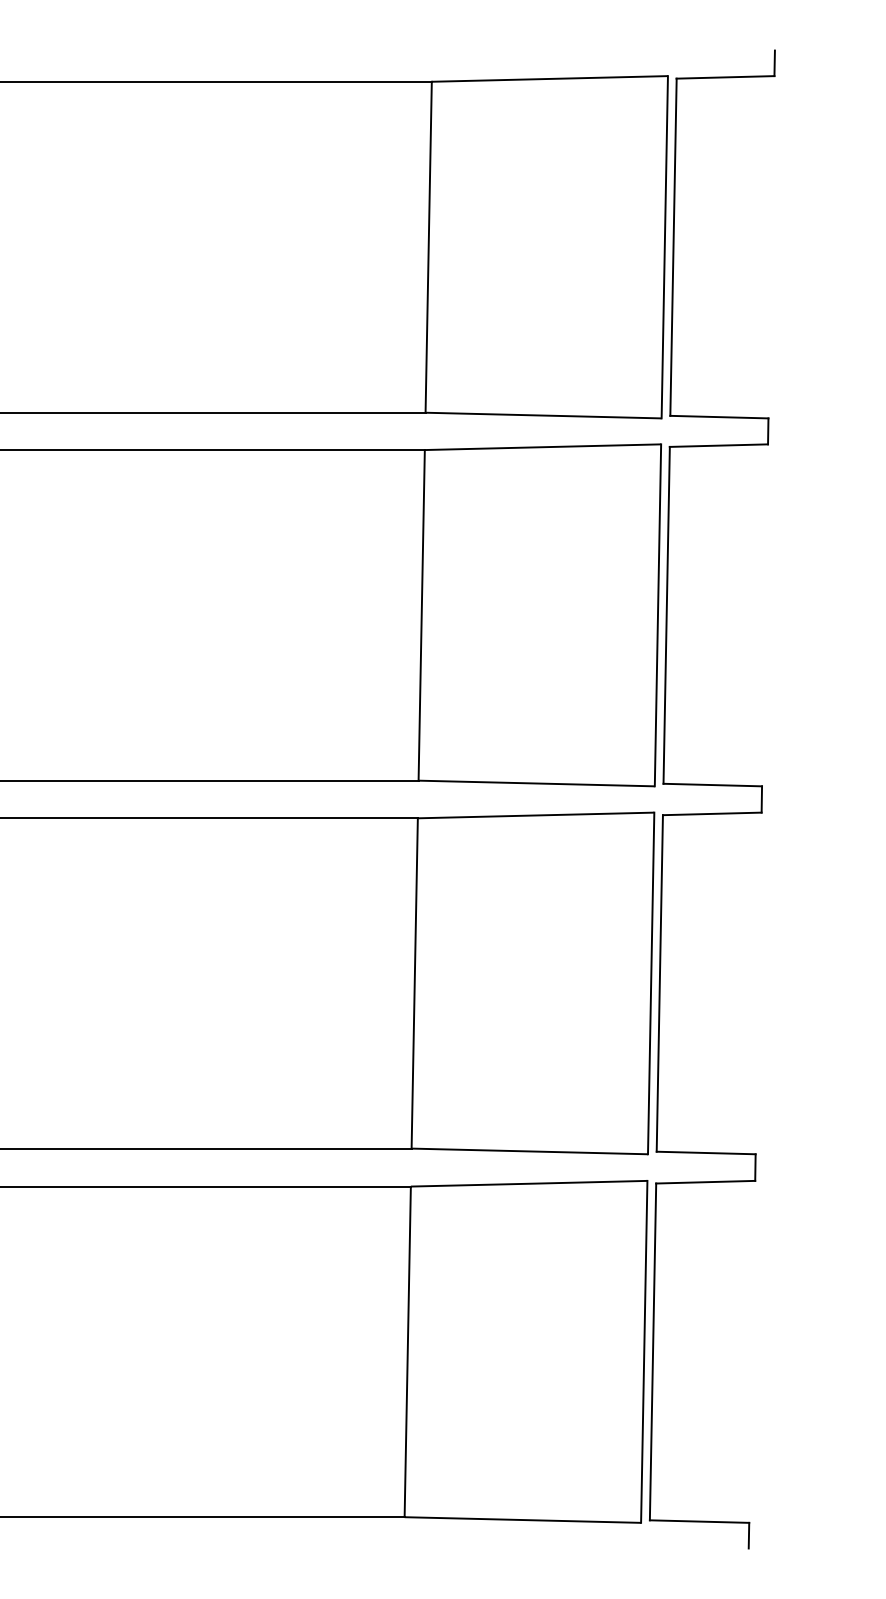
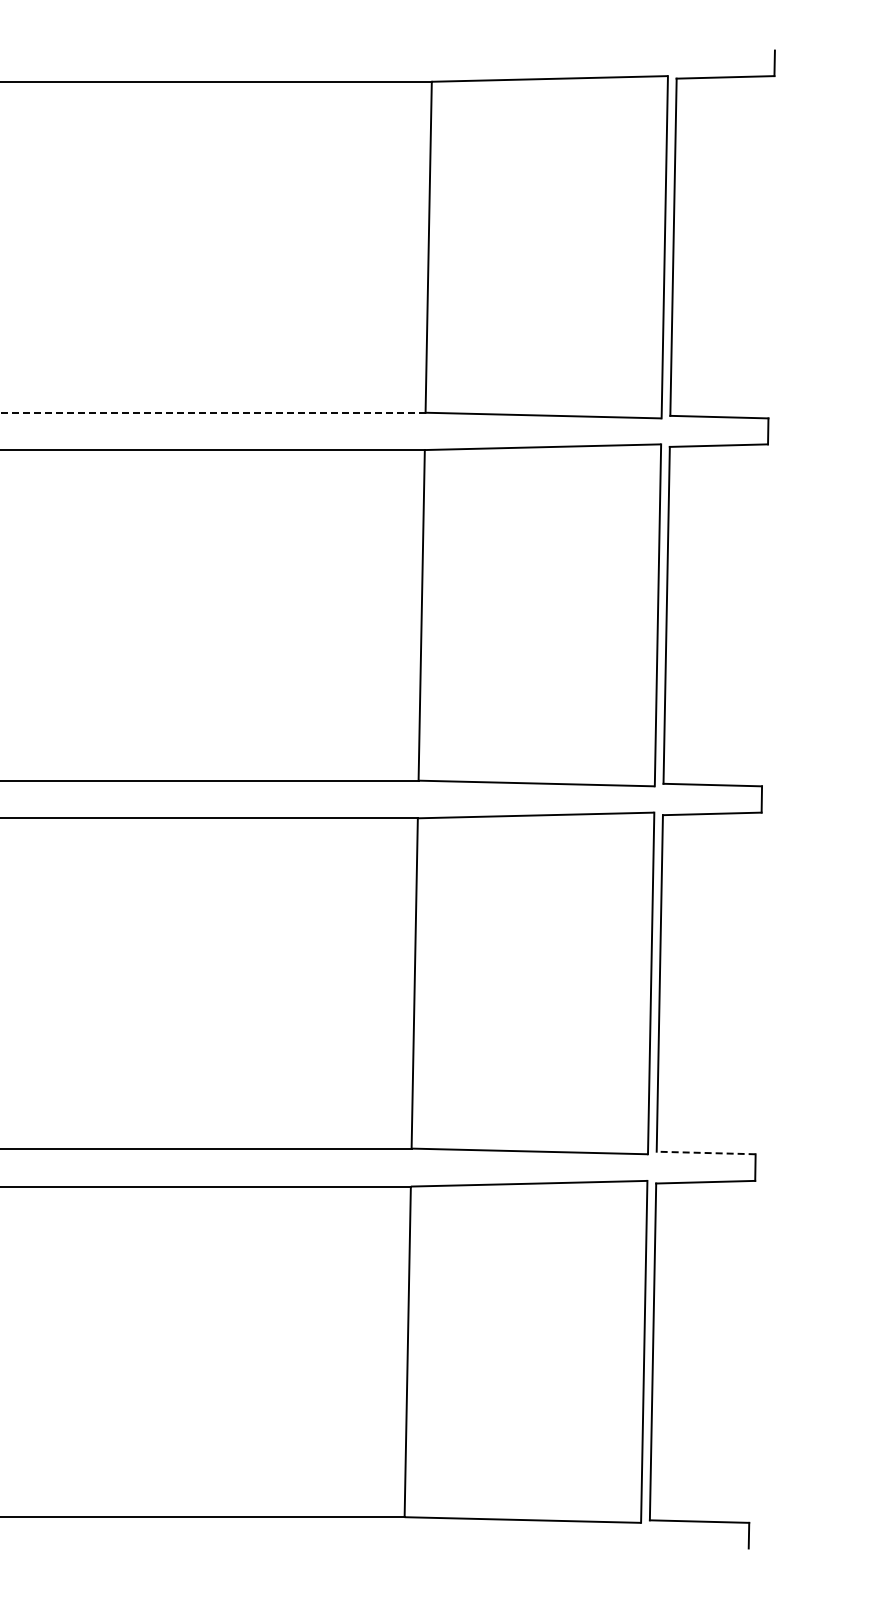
line: solid -> dashed (212, 412)
line: solid -> dashed (705, 1152)
